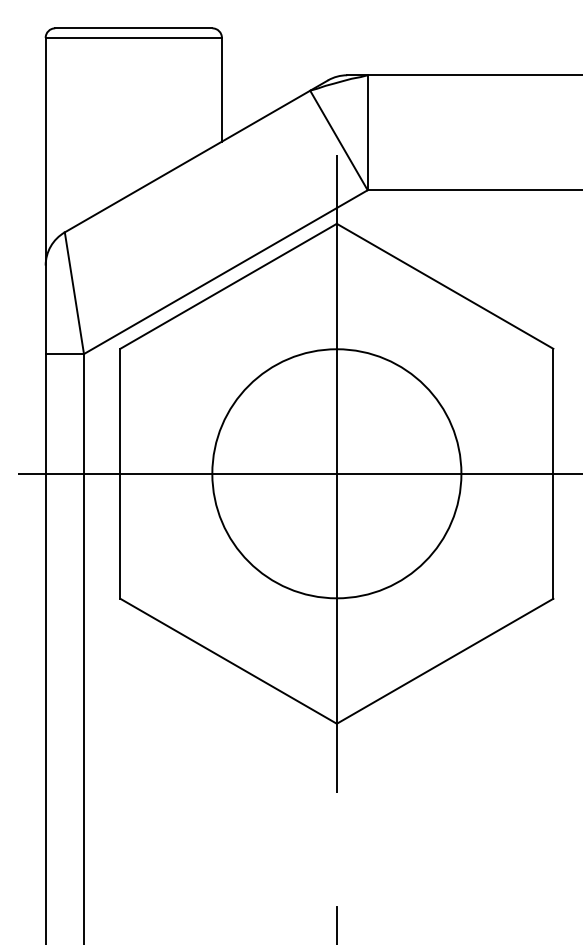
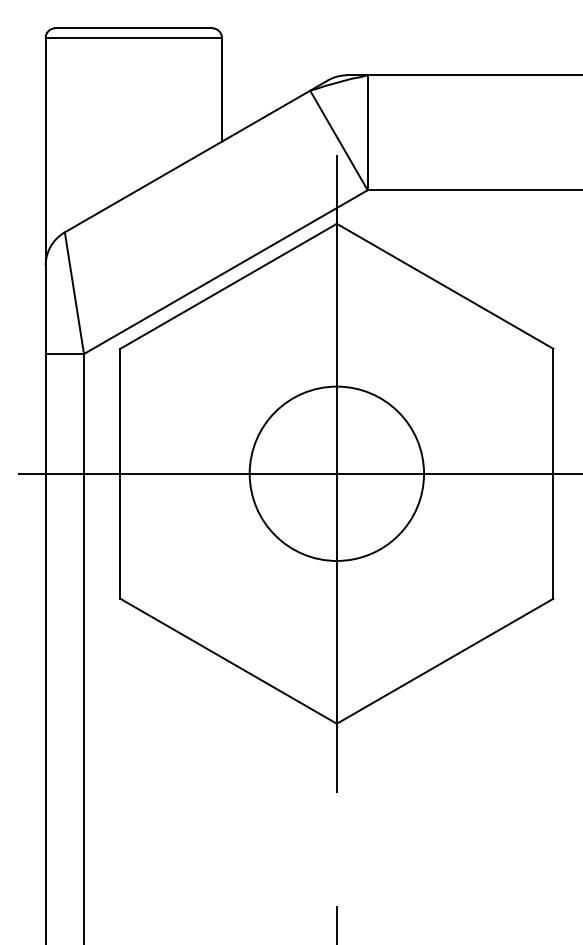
circle diameter: 249 px -> 174 px (336, 473)
